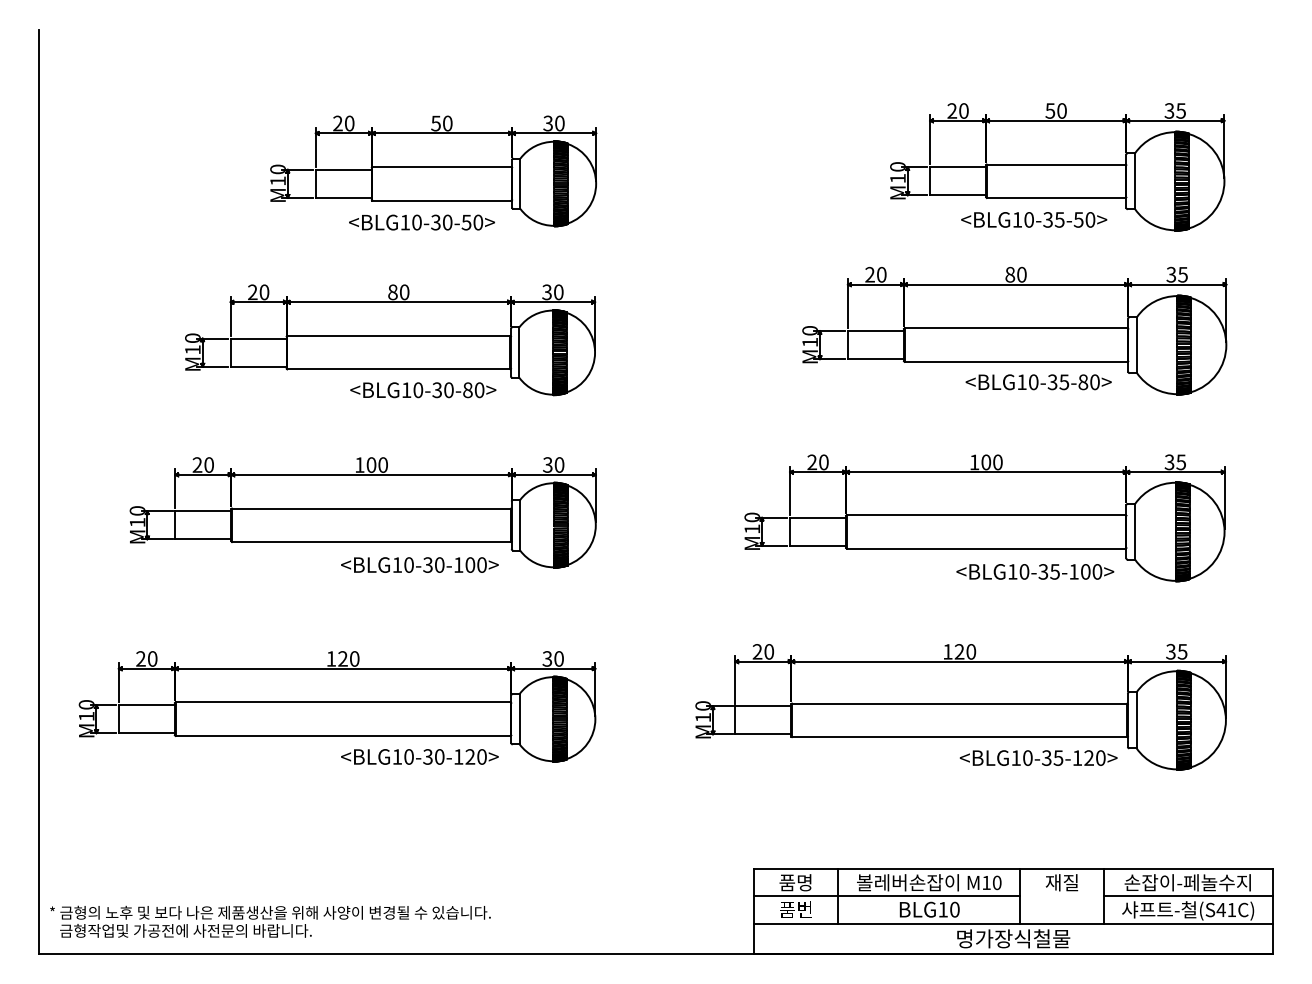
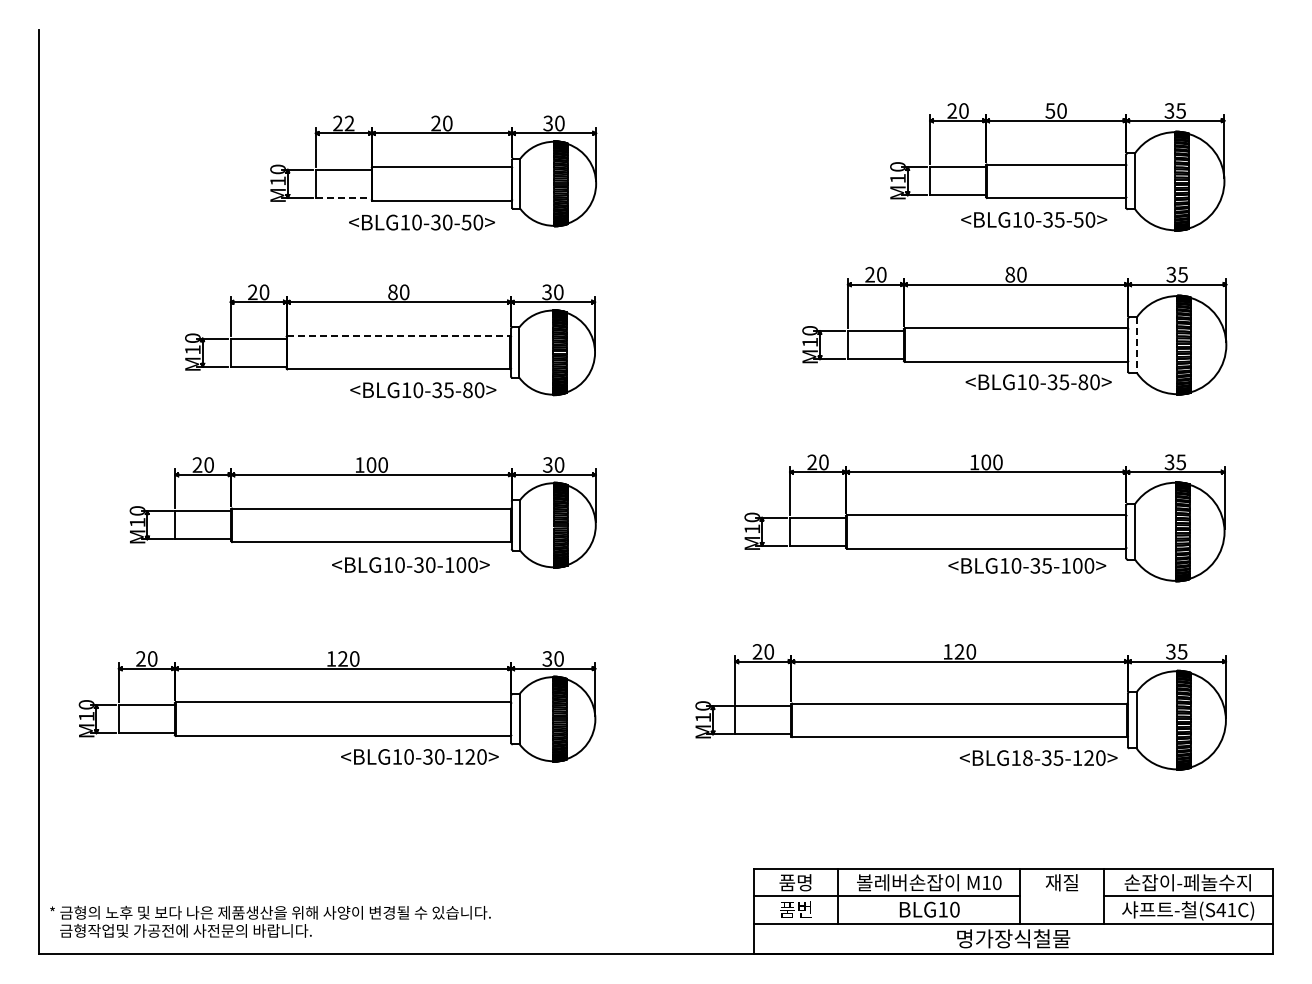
text: 20 -> 22 (349, 123)
text: 50 -> 20 (435, 123)
line: solid -> dashed (344, 197)
line: solid -> dashed (398, 335)
line: solid -> dashed (1137, 345)
text: <BLG10-30-80> -> <BLG10-35-80> (448, 390)
text position: (419, 564) -> (410, 564) (410, 564)
text position: (1035, 571) -> (1027, 565) (1027, 565)
text: <BLG10-35-120> -> <BLG18-35-120> (1027, 757)
